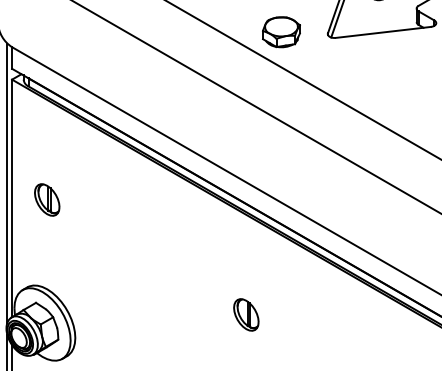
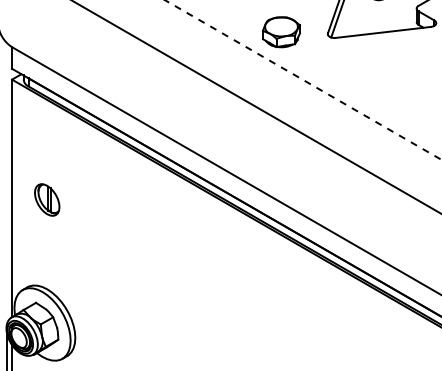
line: solid -> dashed (303, 80)
line: present -> none (7, 183)
part: present -> none (246, 314)
